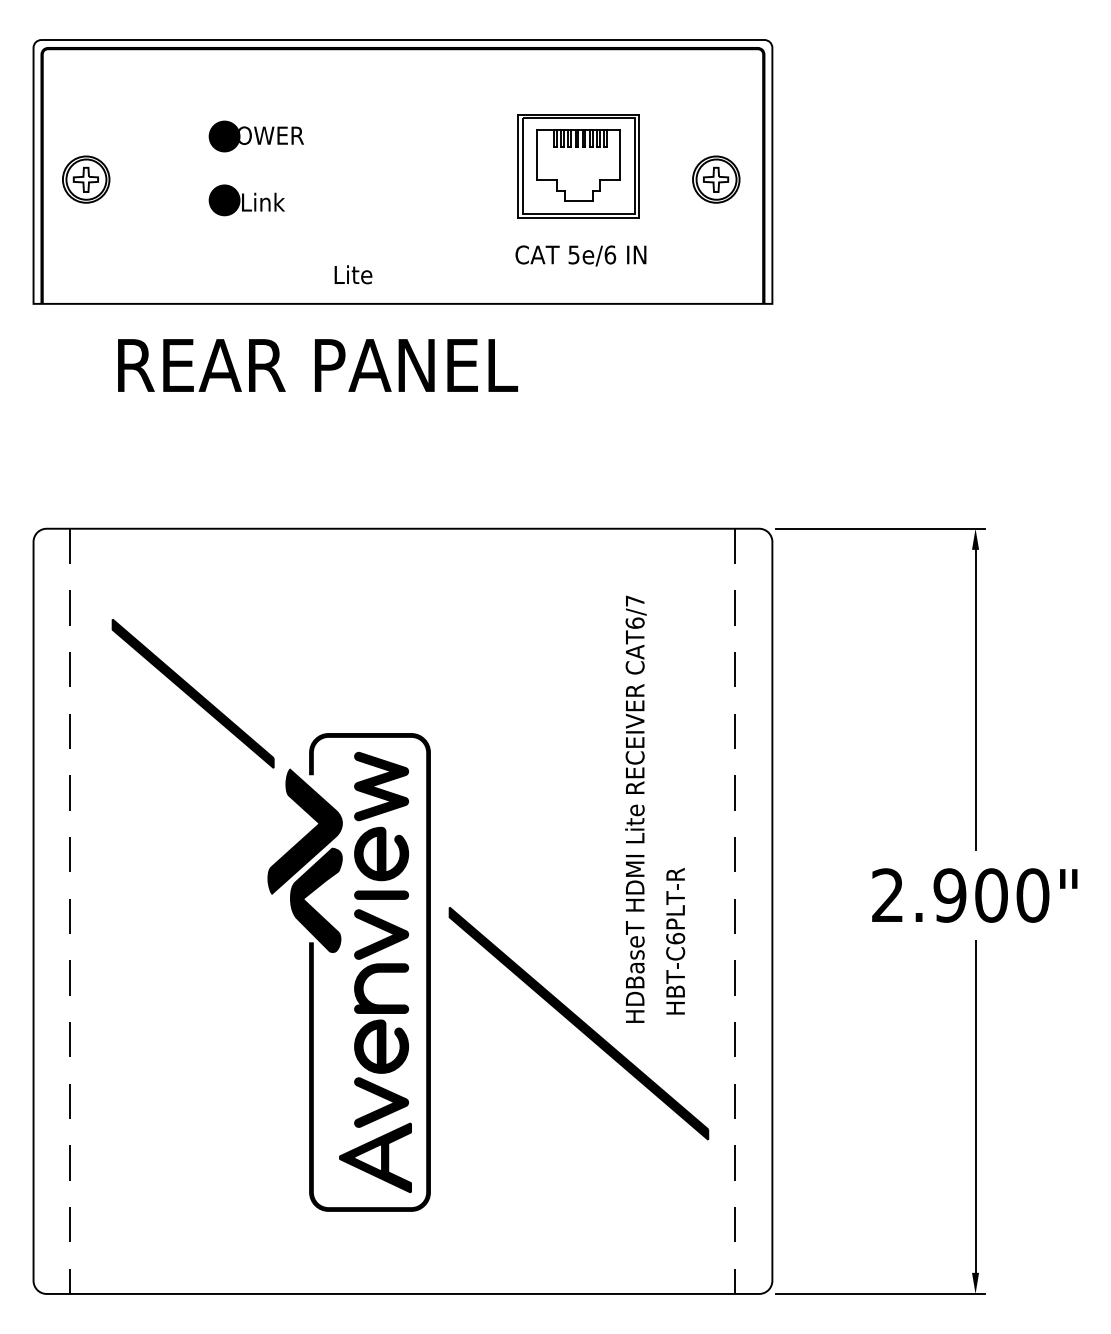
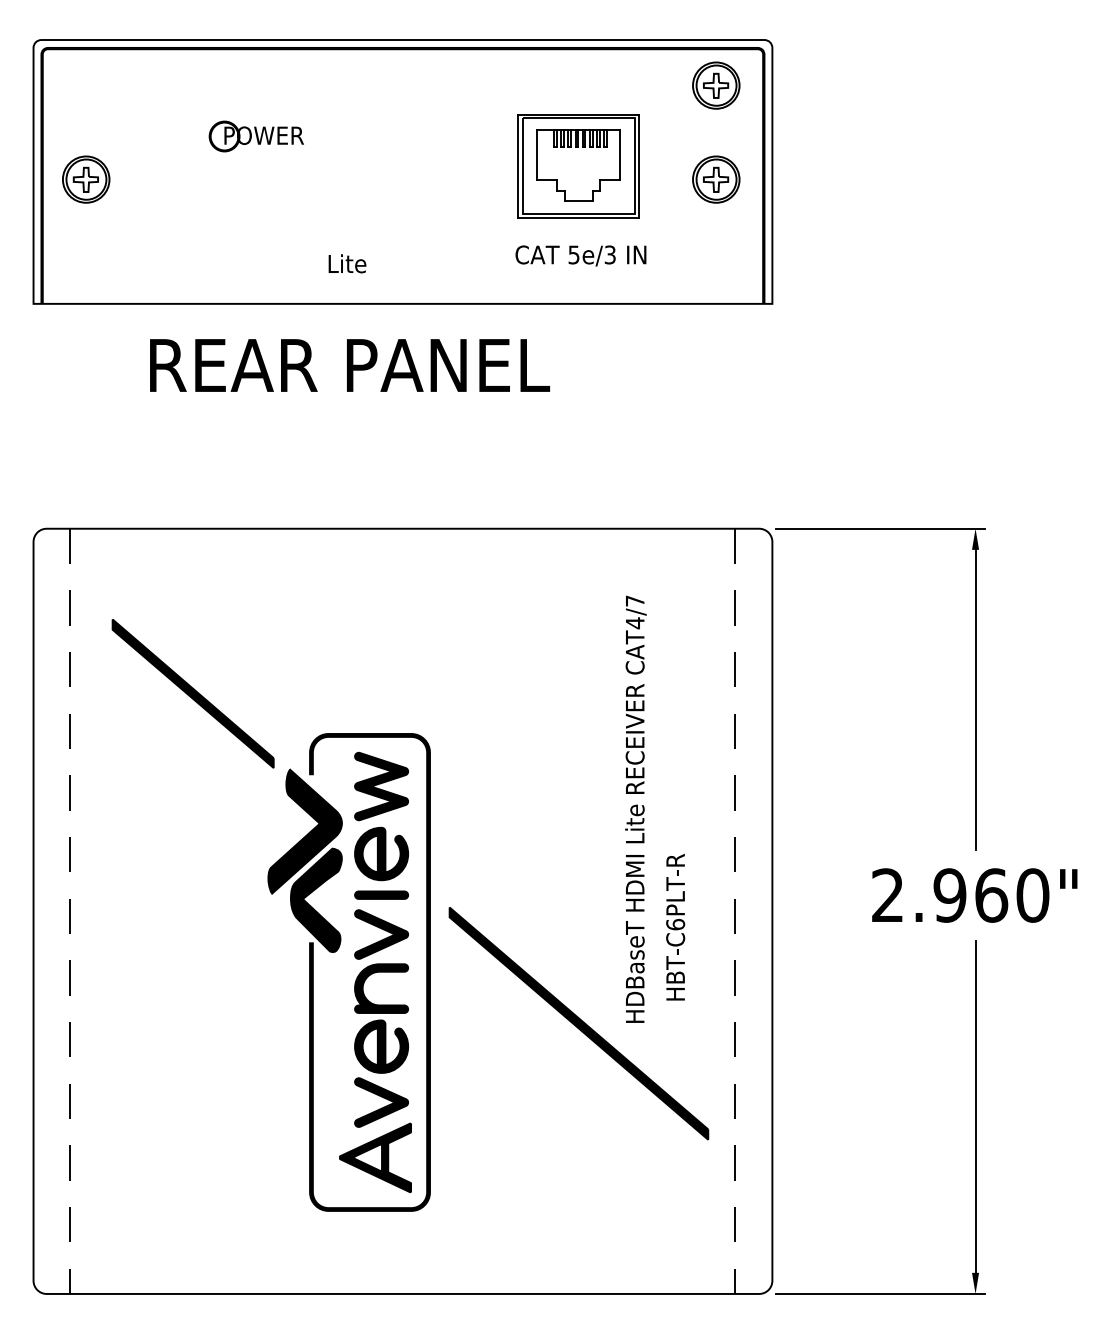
part: none -> present (716, 85)
fill: present -> none (224, 136)
part: present -> none (246, 200)
text: 5e/6 -> 5e/3 (610, 254)
text position: (353, 274) -> (347, 263) (347, 263)
text position: (318, 365) -> (350, 365) (350, 365)
text: CAT6/7 -> CAT4/7 (634, 623)
text: 2.900" -> 2.960" (991, 895)
text position: (675, 941) -> (675, 927) (675, 927)
